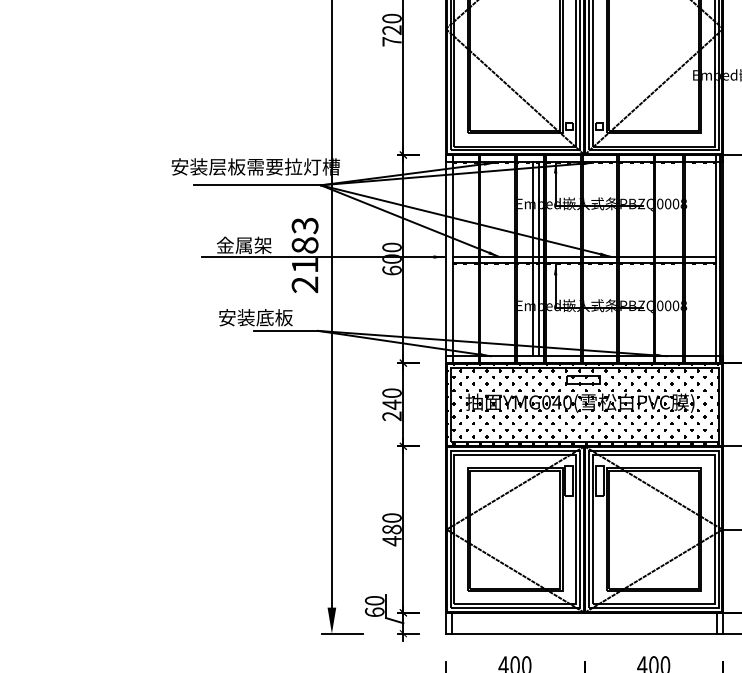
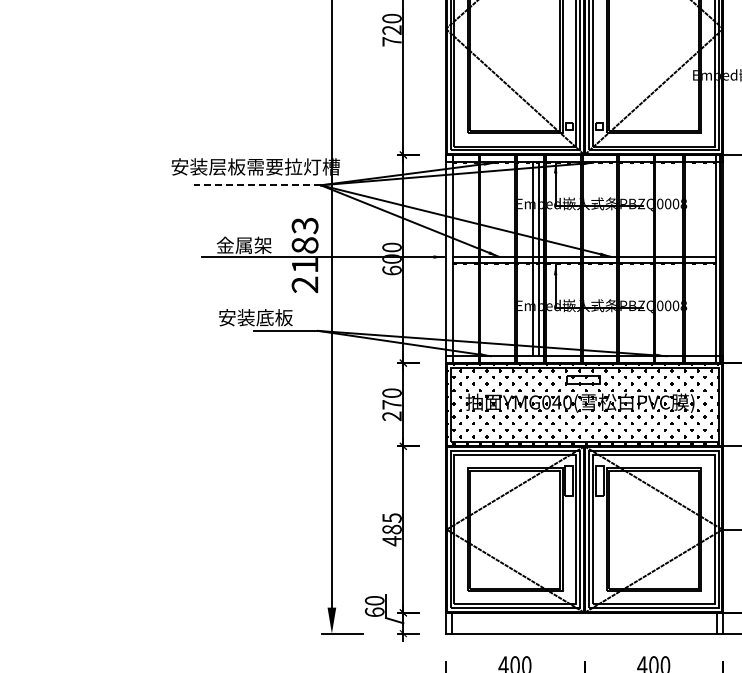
line: solid -> dashed (257, 185)
text: 240 -> 270 (391, 404)
text: 480 -> 485 (391, 518)
